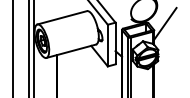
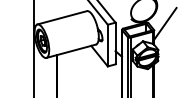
line: present -> none (13, 48)
line: present -> none (28, 48)
